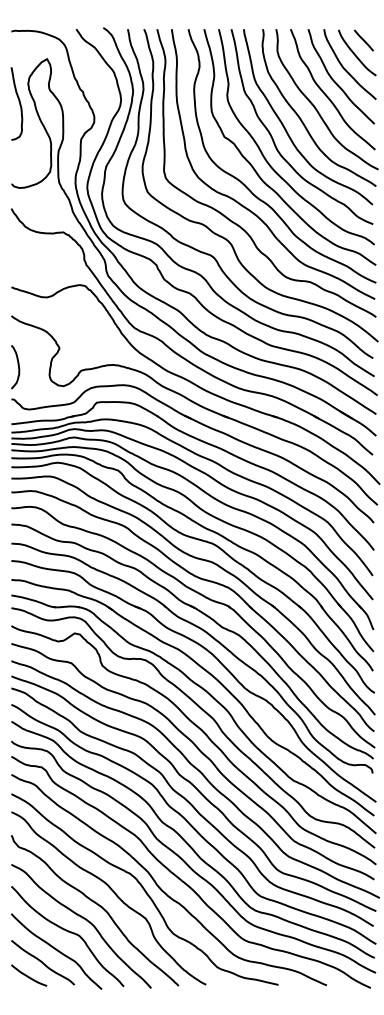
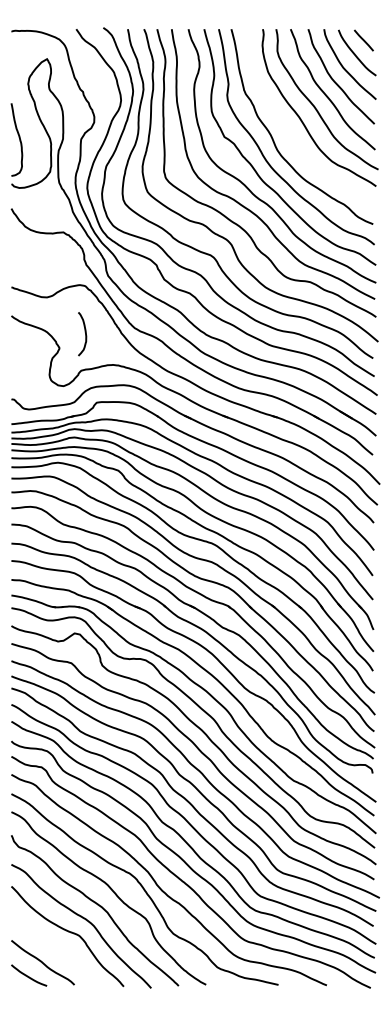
curve position: (18, 101) -> (18, 137) (18, 137)
curve: present -> none (286, 129)
curve position: (17, 365) -> (84, 332) (84, 332)
curve: present -> none (56, 950)
